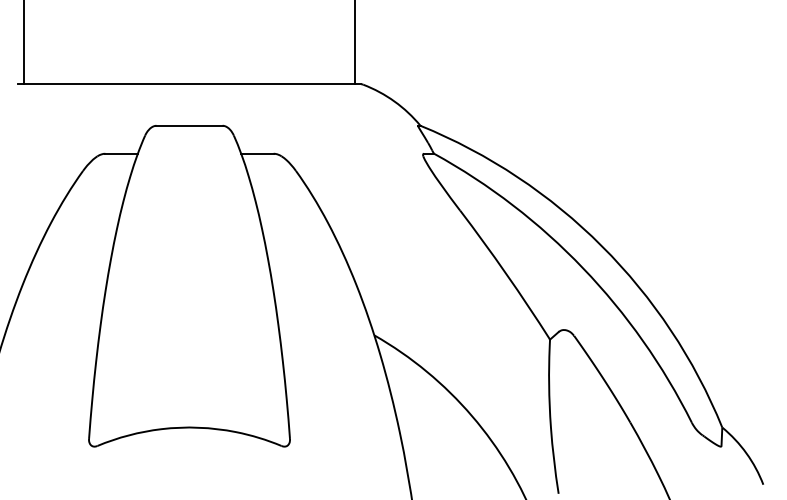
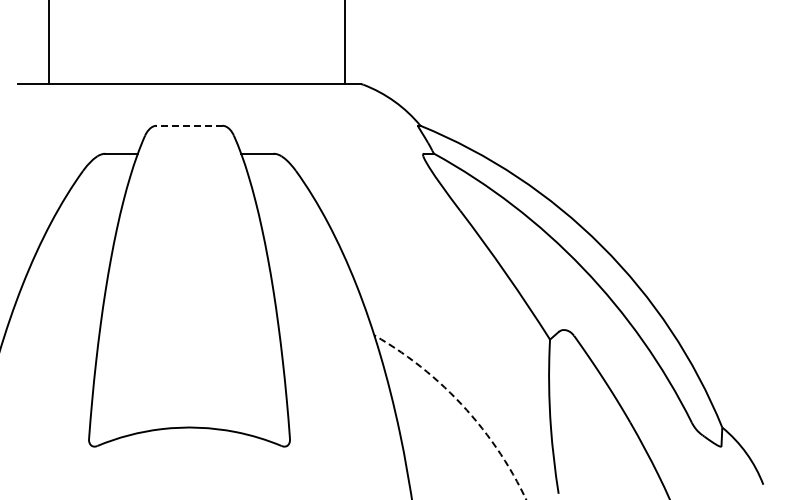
line position: (24, 43) -> (49, 43) (49, 43)
line position: (355, 43) -> (345, 43) (345, 43)
line: solid -> dashed (189, 125)
arc: solid -> dashed (462, 405)
